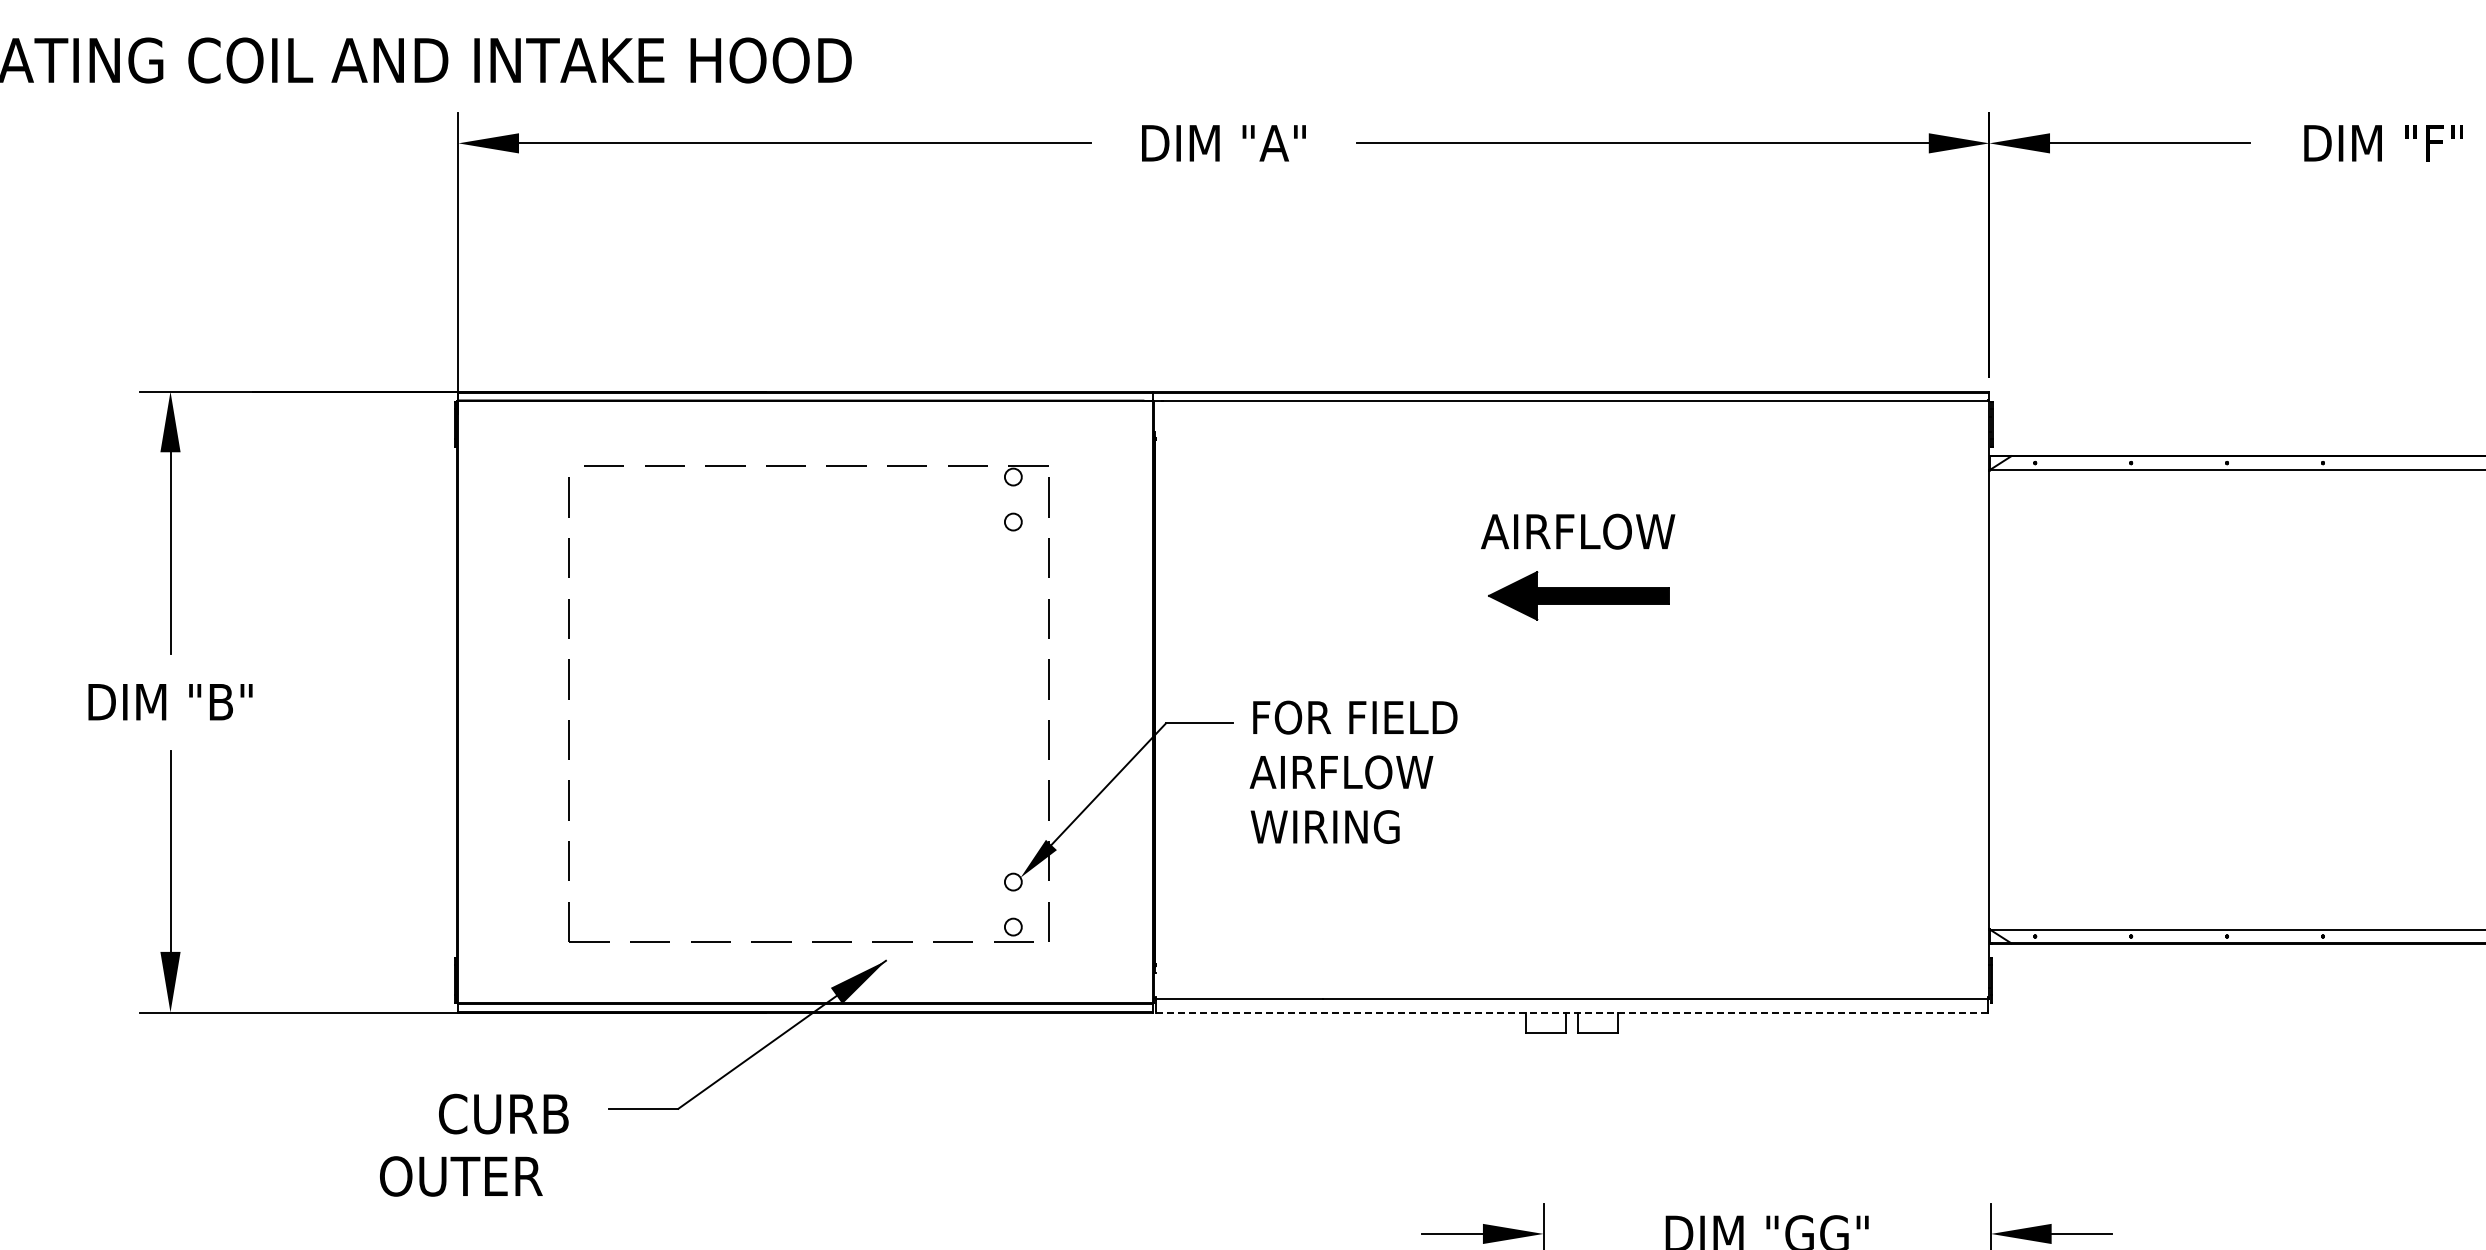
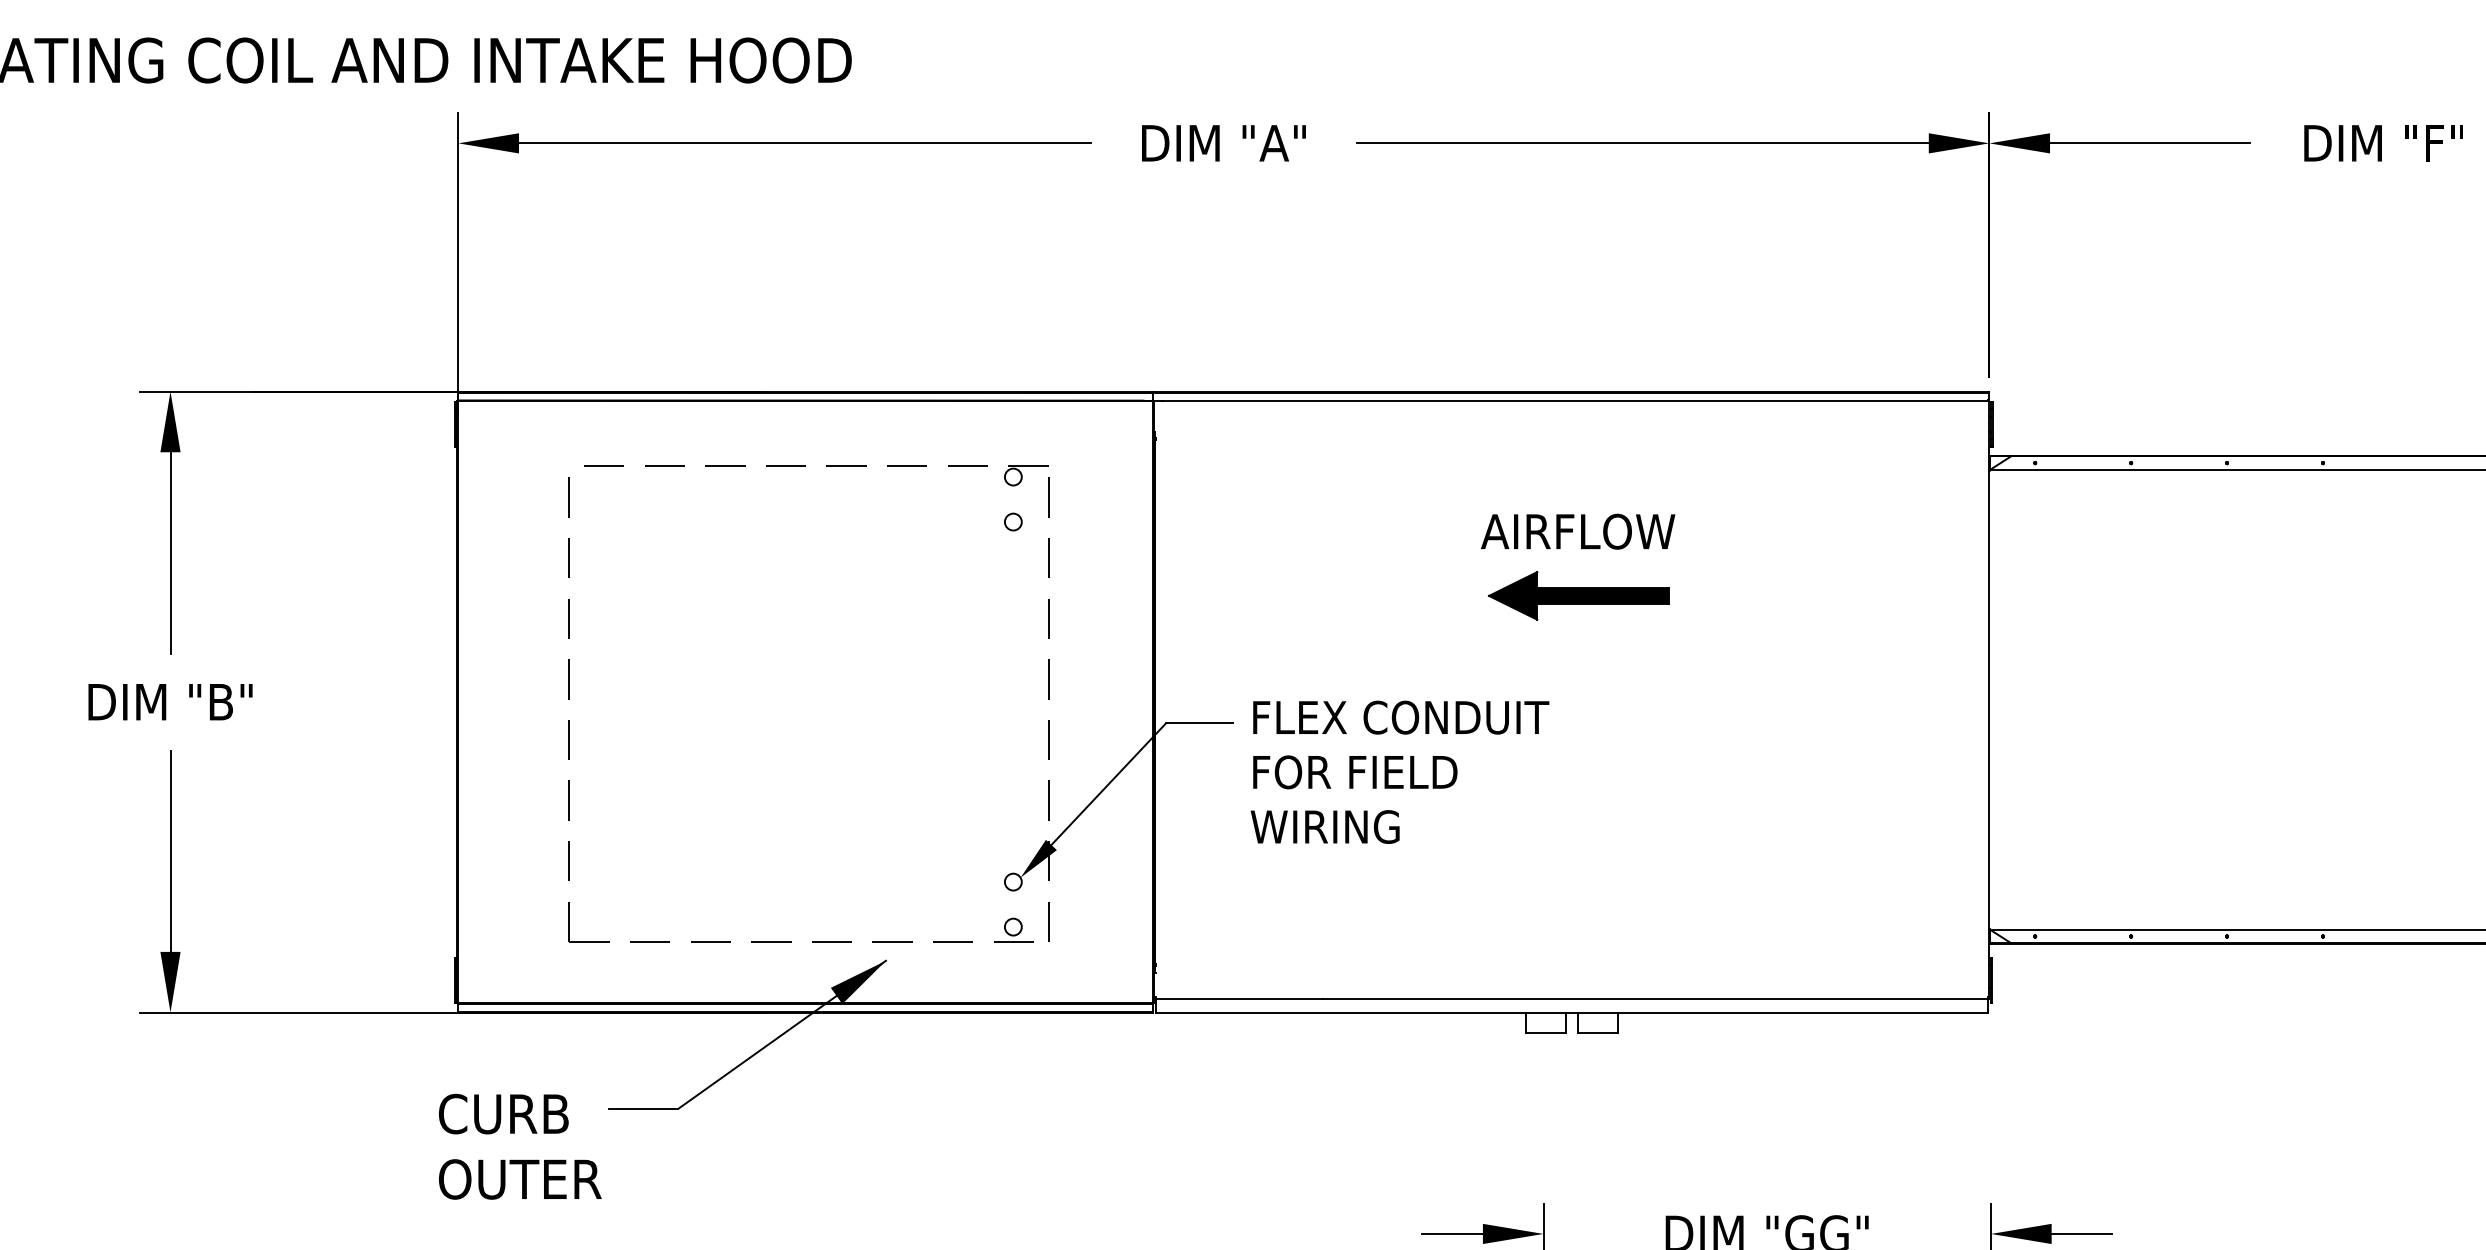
text: FOR FIELD -> FLEX CONDUIT (1411, 717)
text: AIRFLOW -> FOR FIELD (1353, 772)
line: dashed -> solid (1572, 1012)
text position: (461, 1176) -> (520, 1179) (520, 1179)
